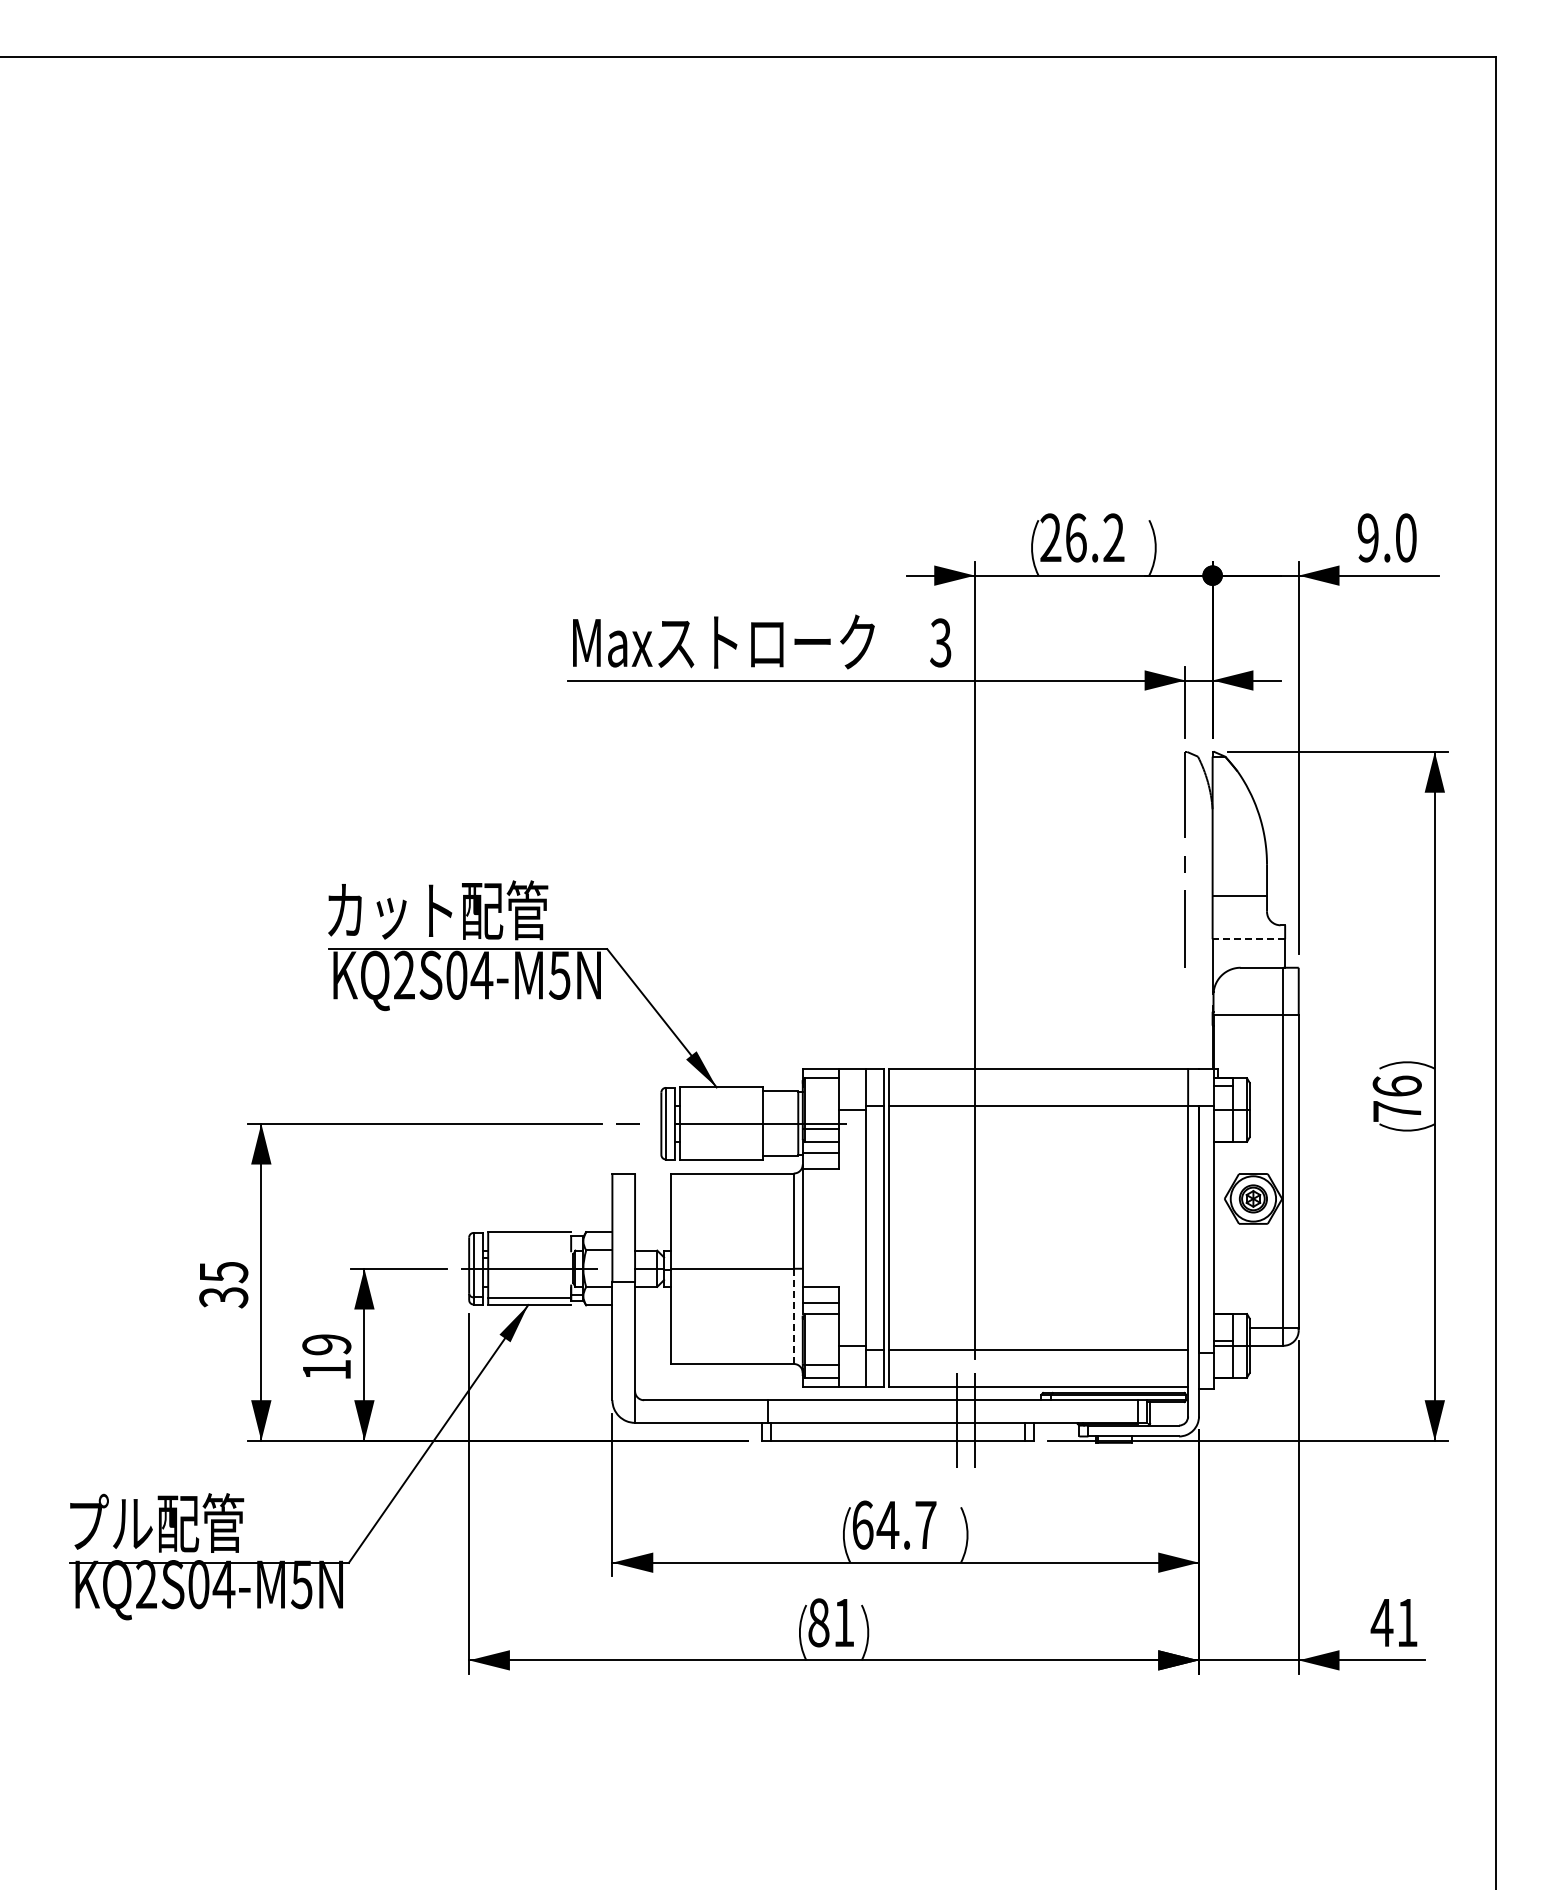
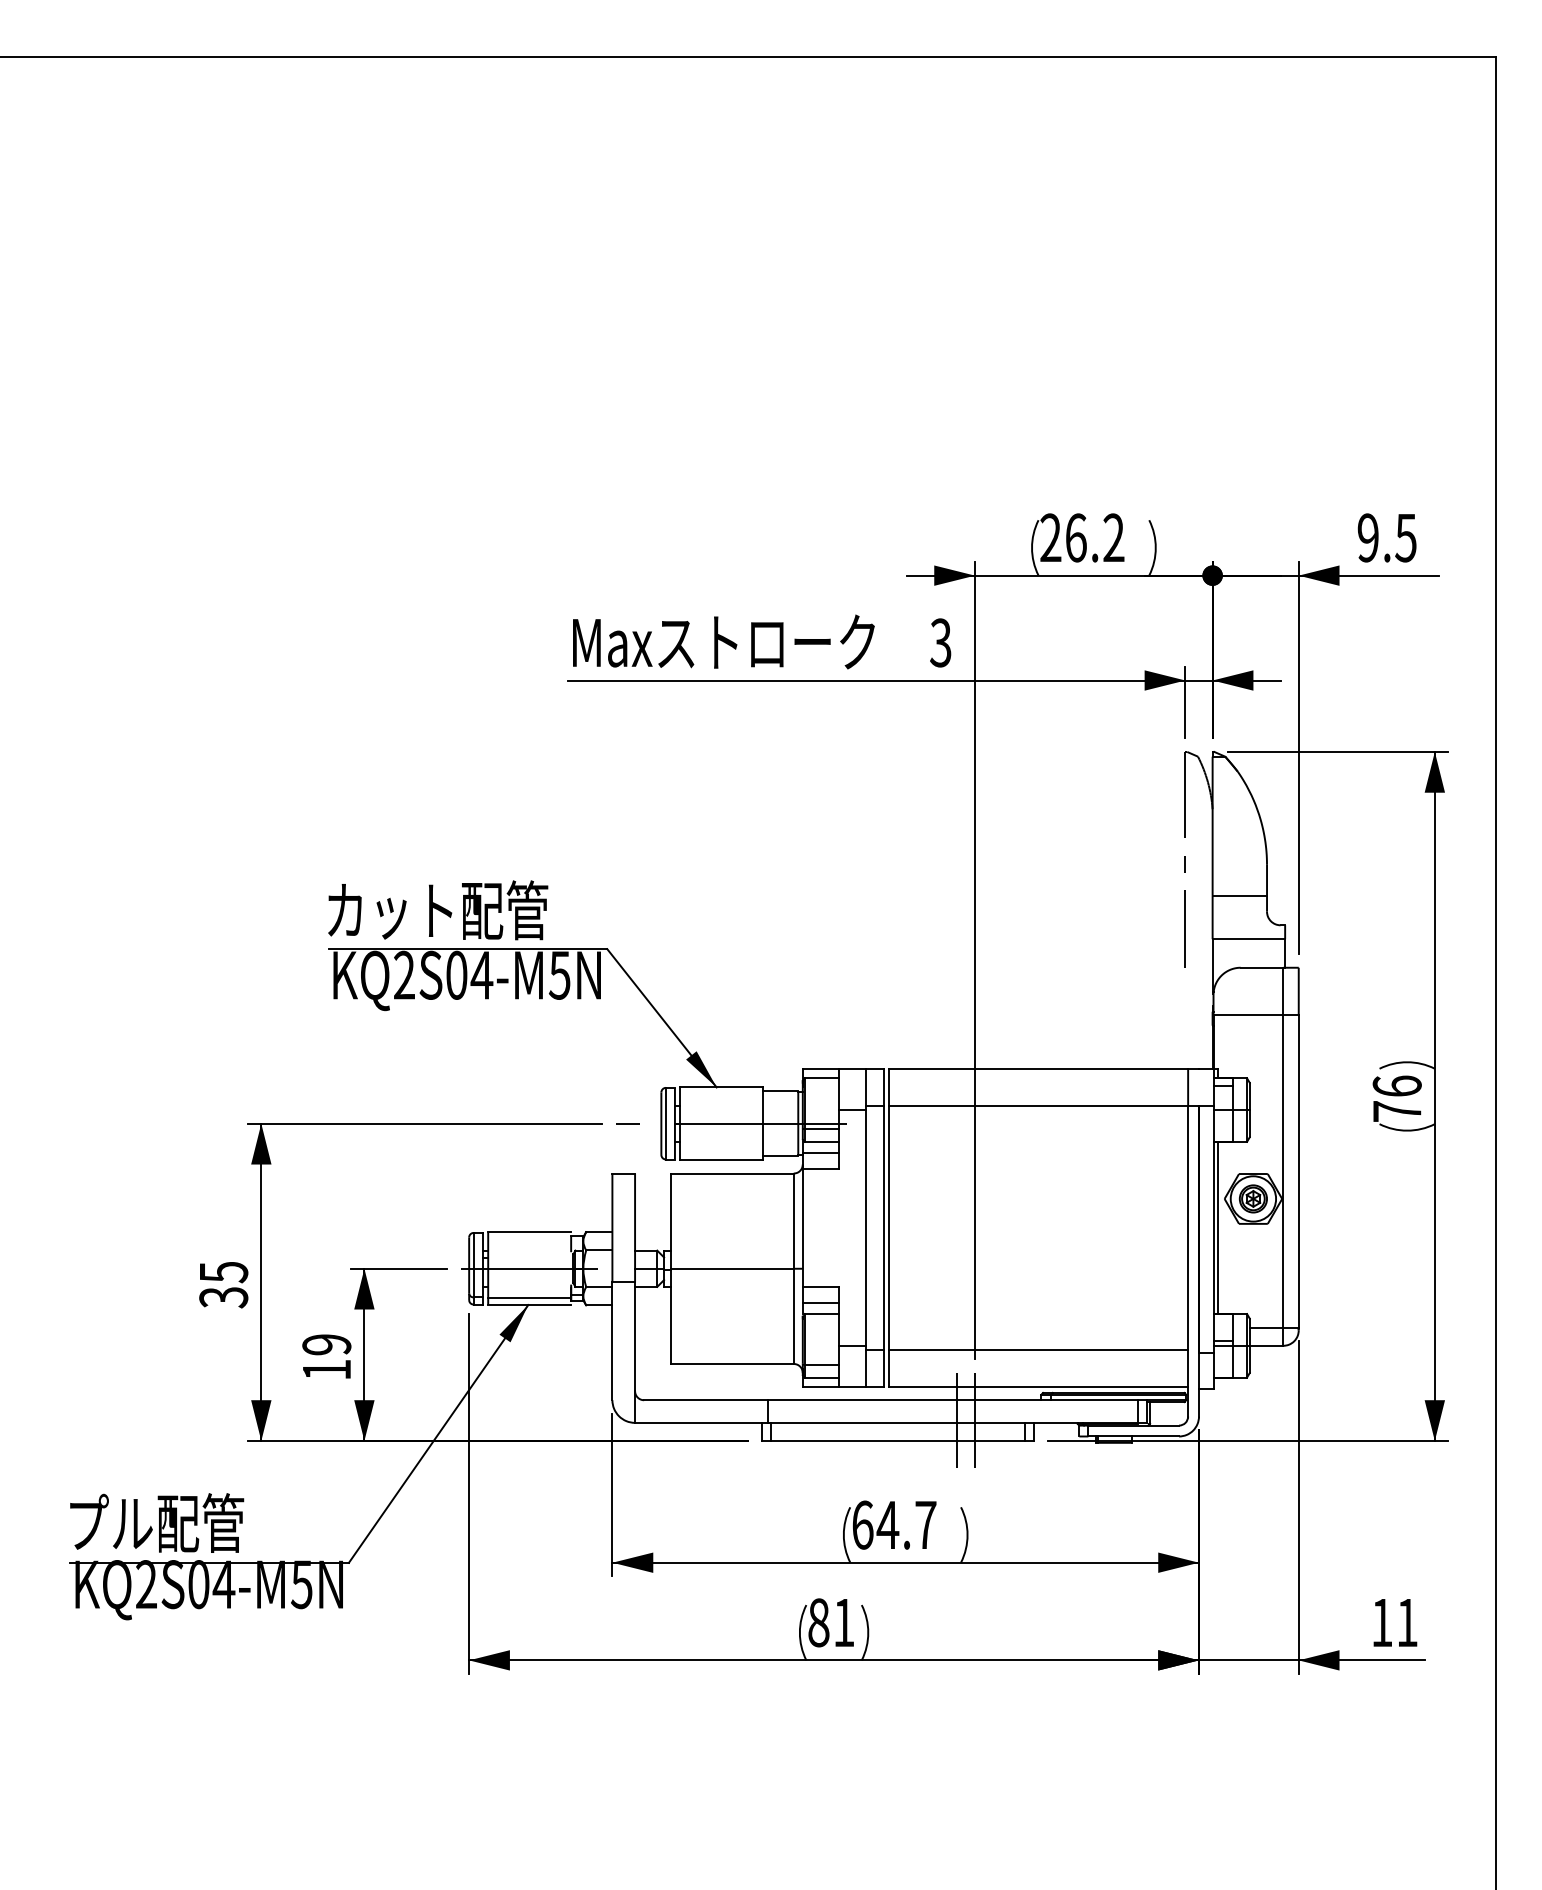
text: 9.0 -> 9.5 (1405, 537)
line: dashed -> solid (1248, 939)
line: none -> present (1218, 1227)
line: dashed -> solid (793, 1316)
text: 41 -> 11 (1381, 1622)
